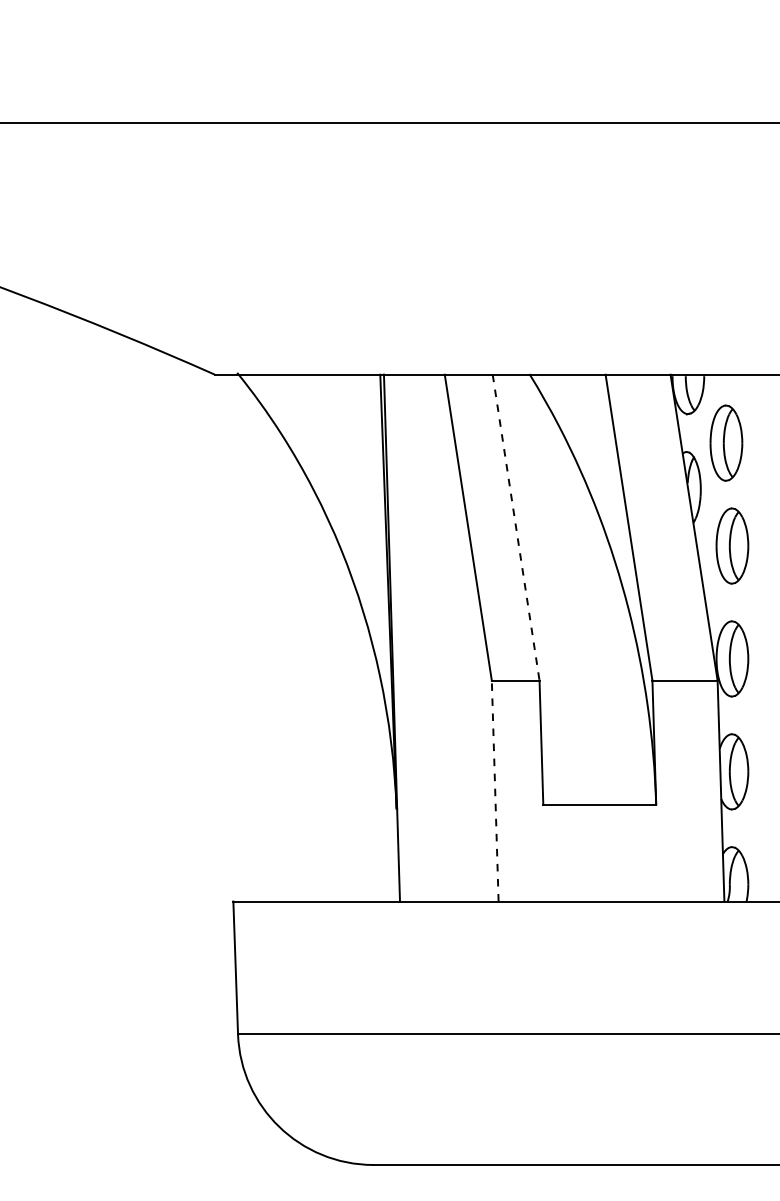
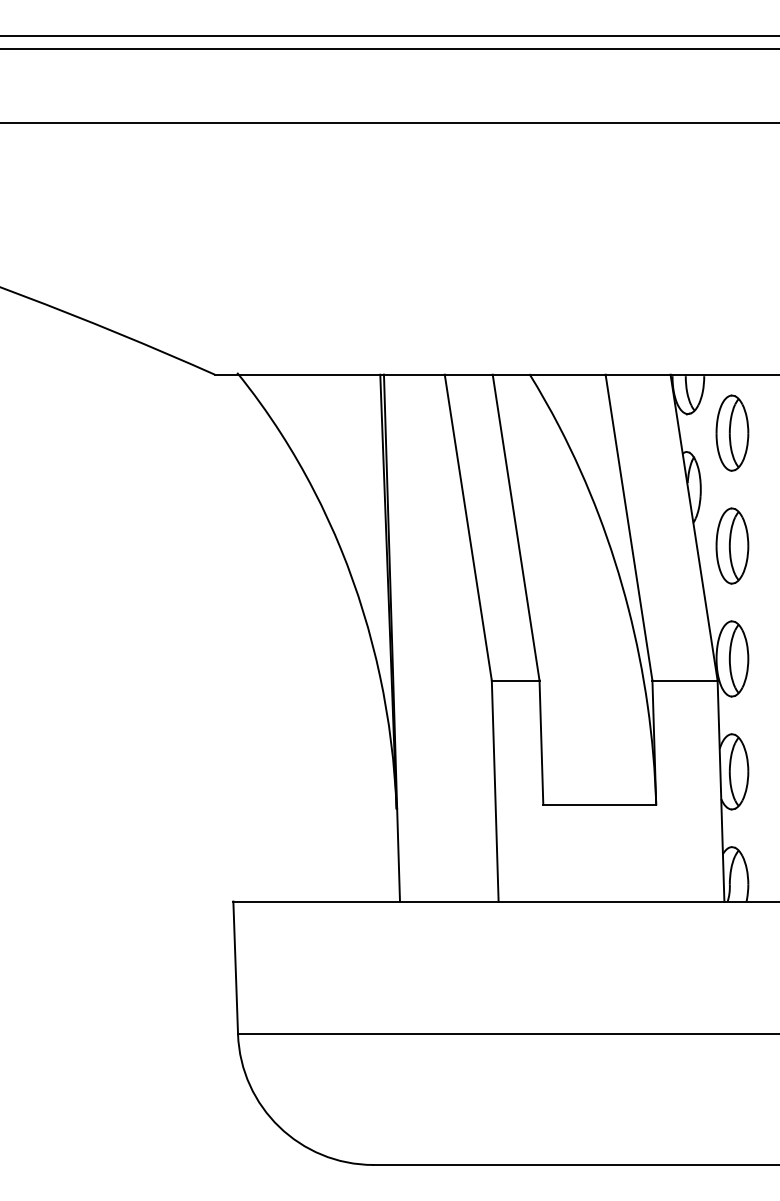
line: none -> present (389, 36)
line: none -> present (389, 48)
part position: (726, 442) -> (732, 432) (732, 432)
line: dashed -> solid (516, 527)
line: dashed -> solid (495, 790)
